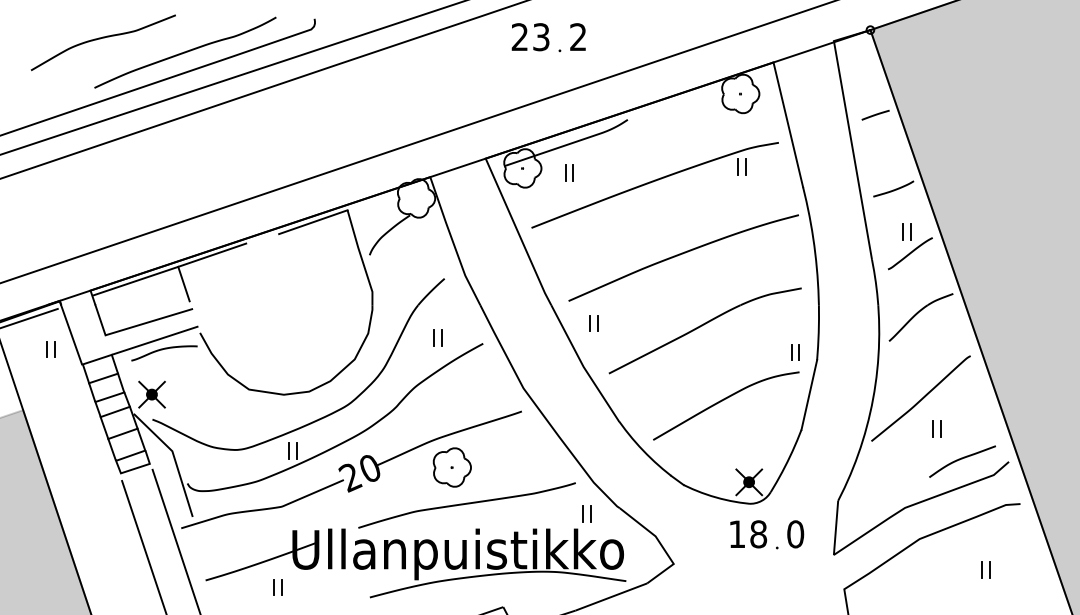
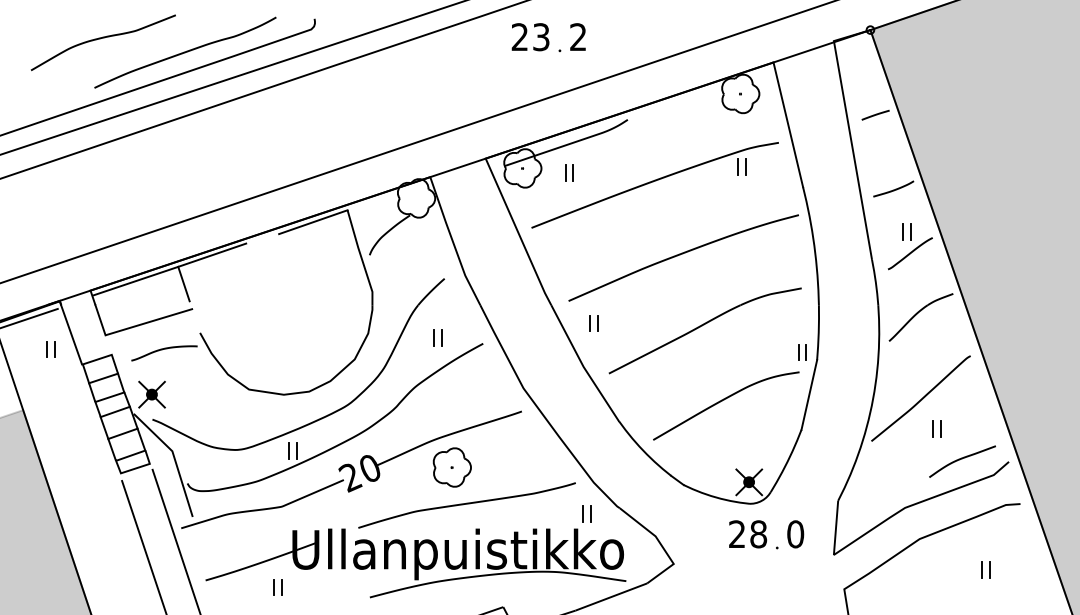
line: present -> none (154, 340)
part position: (795, 352) -> (802, 352) (802, 352)
text: 18 -> 28 (736, 533)
